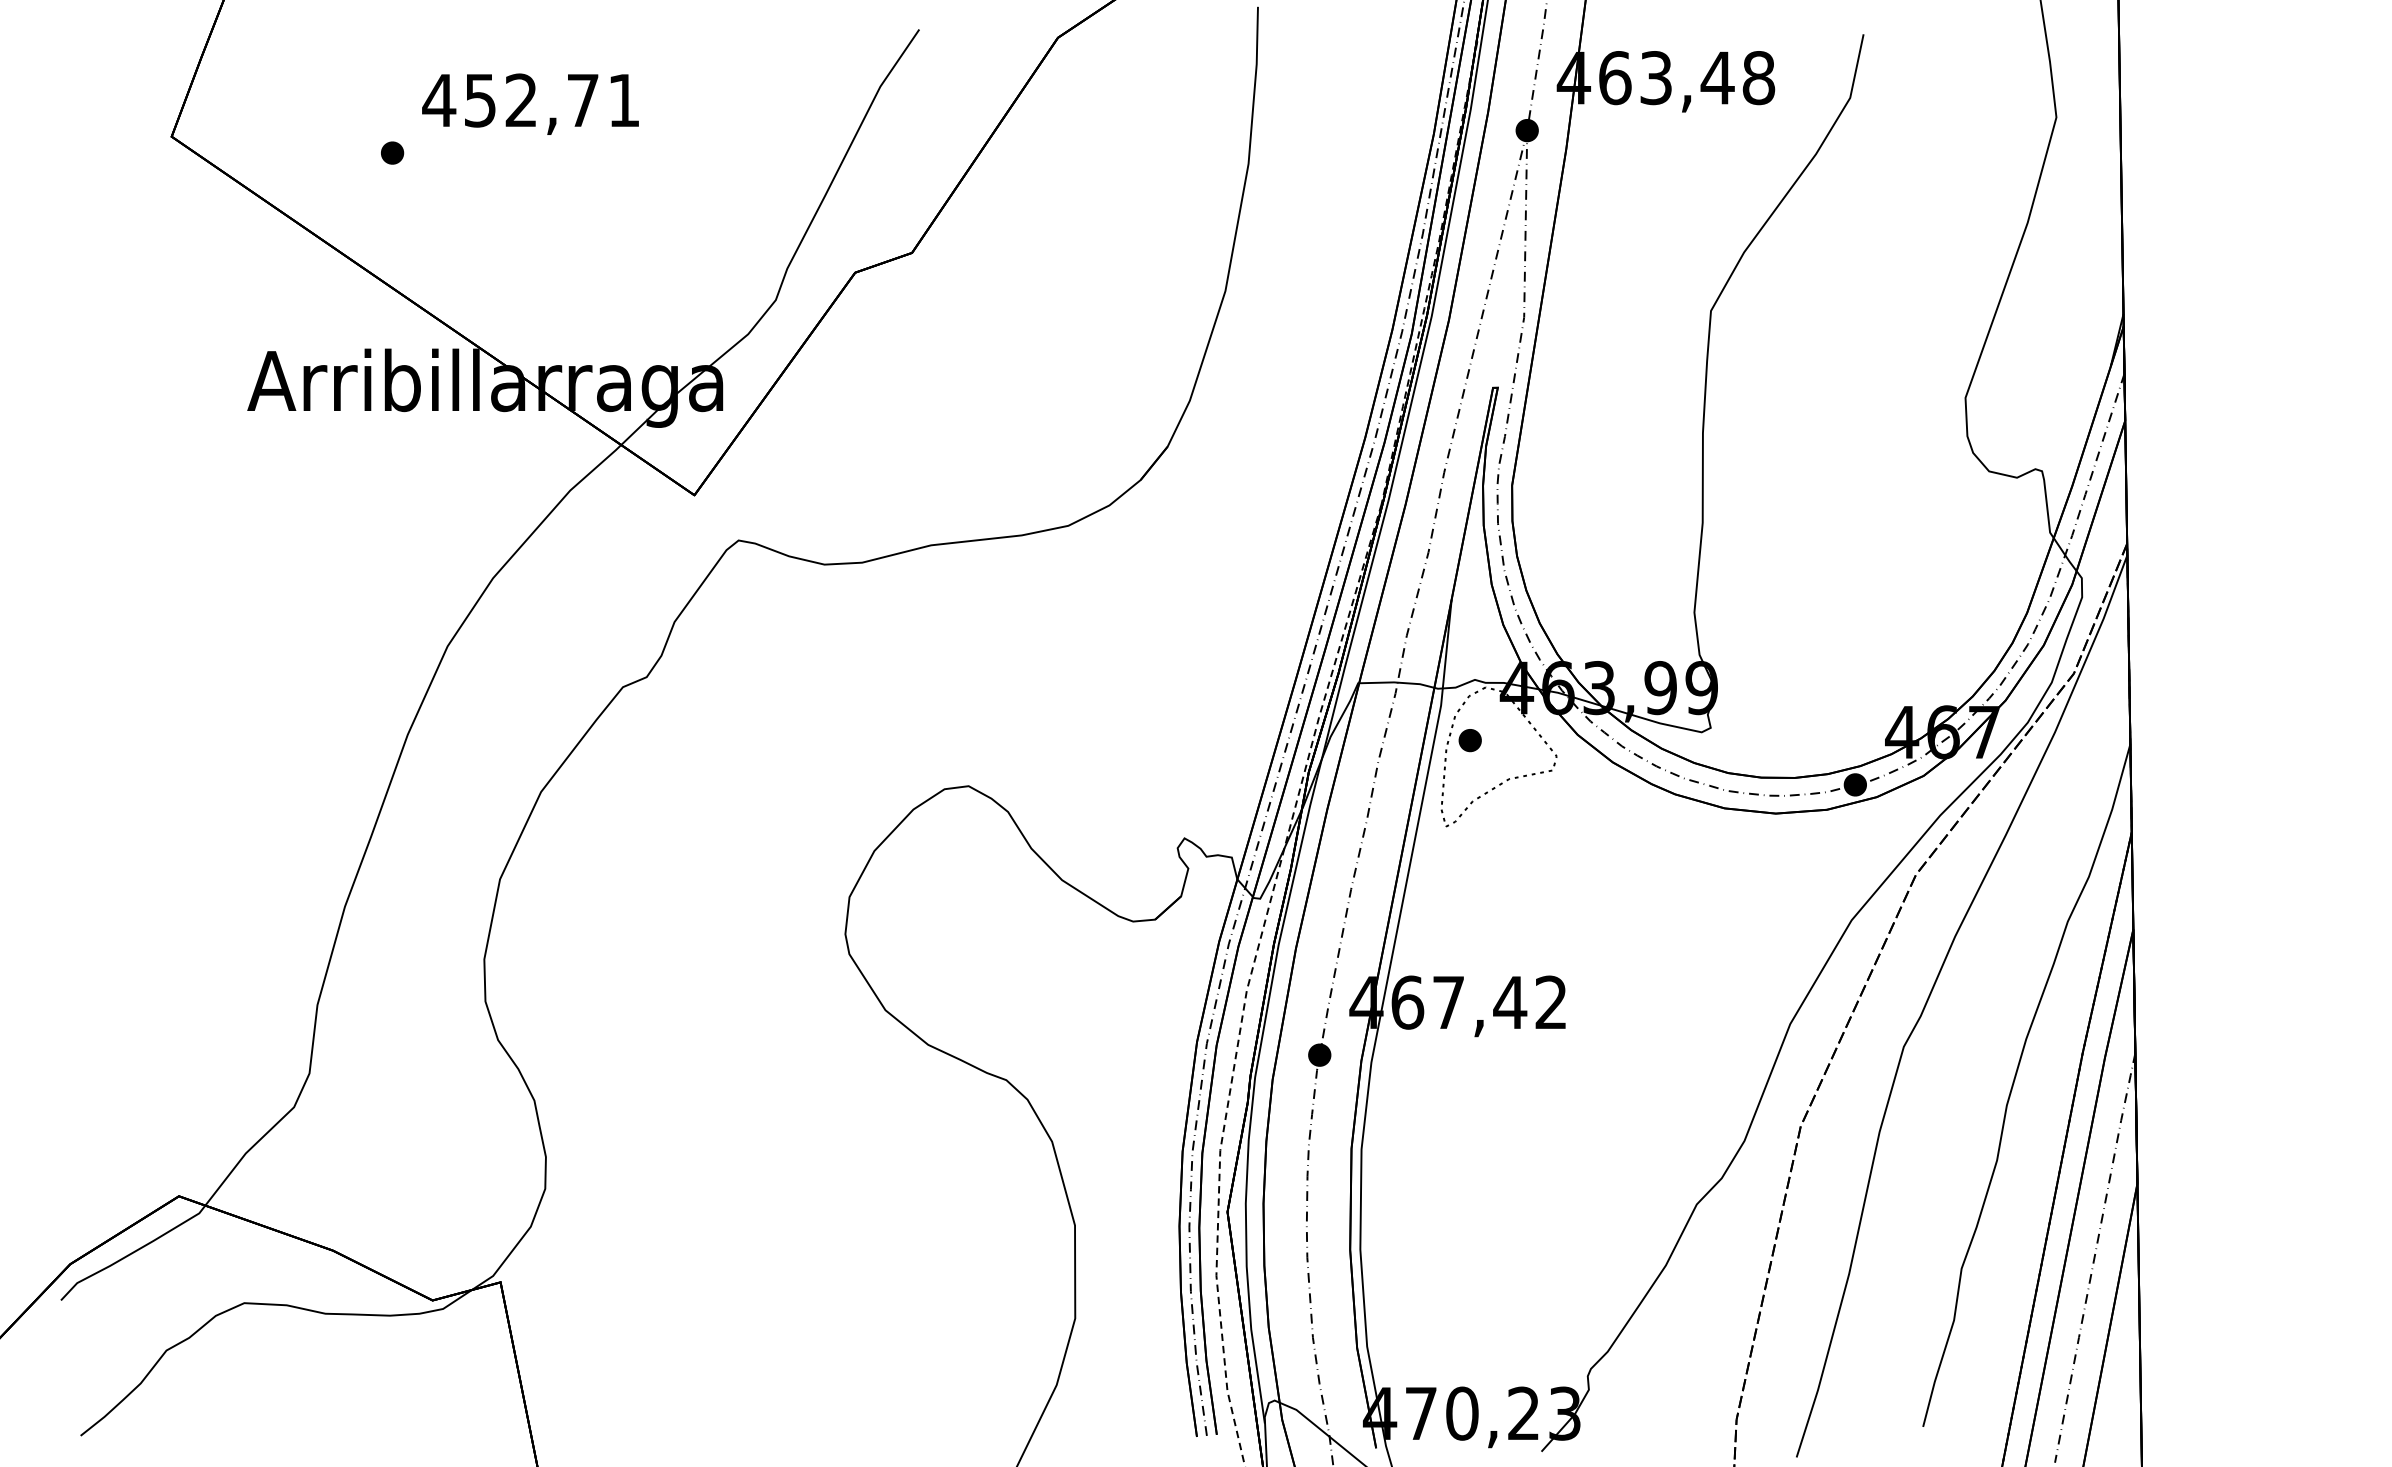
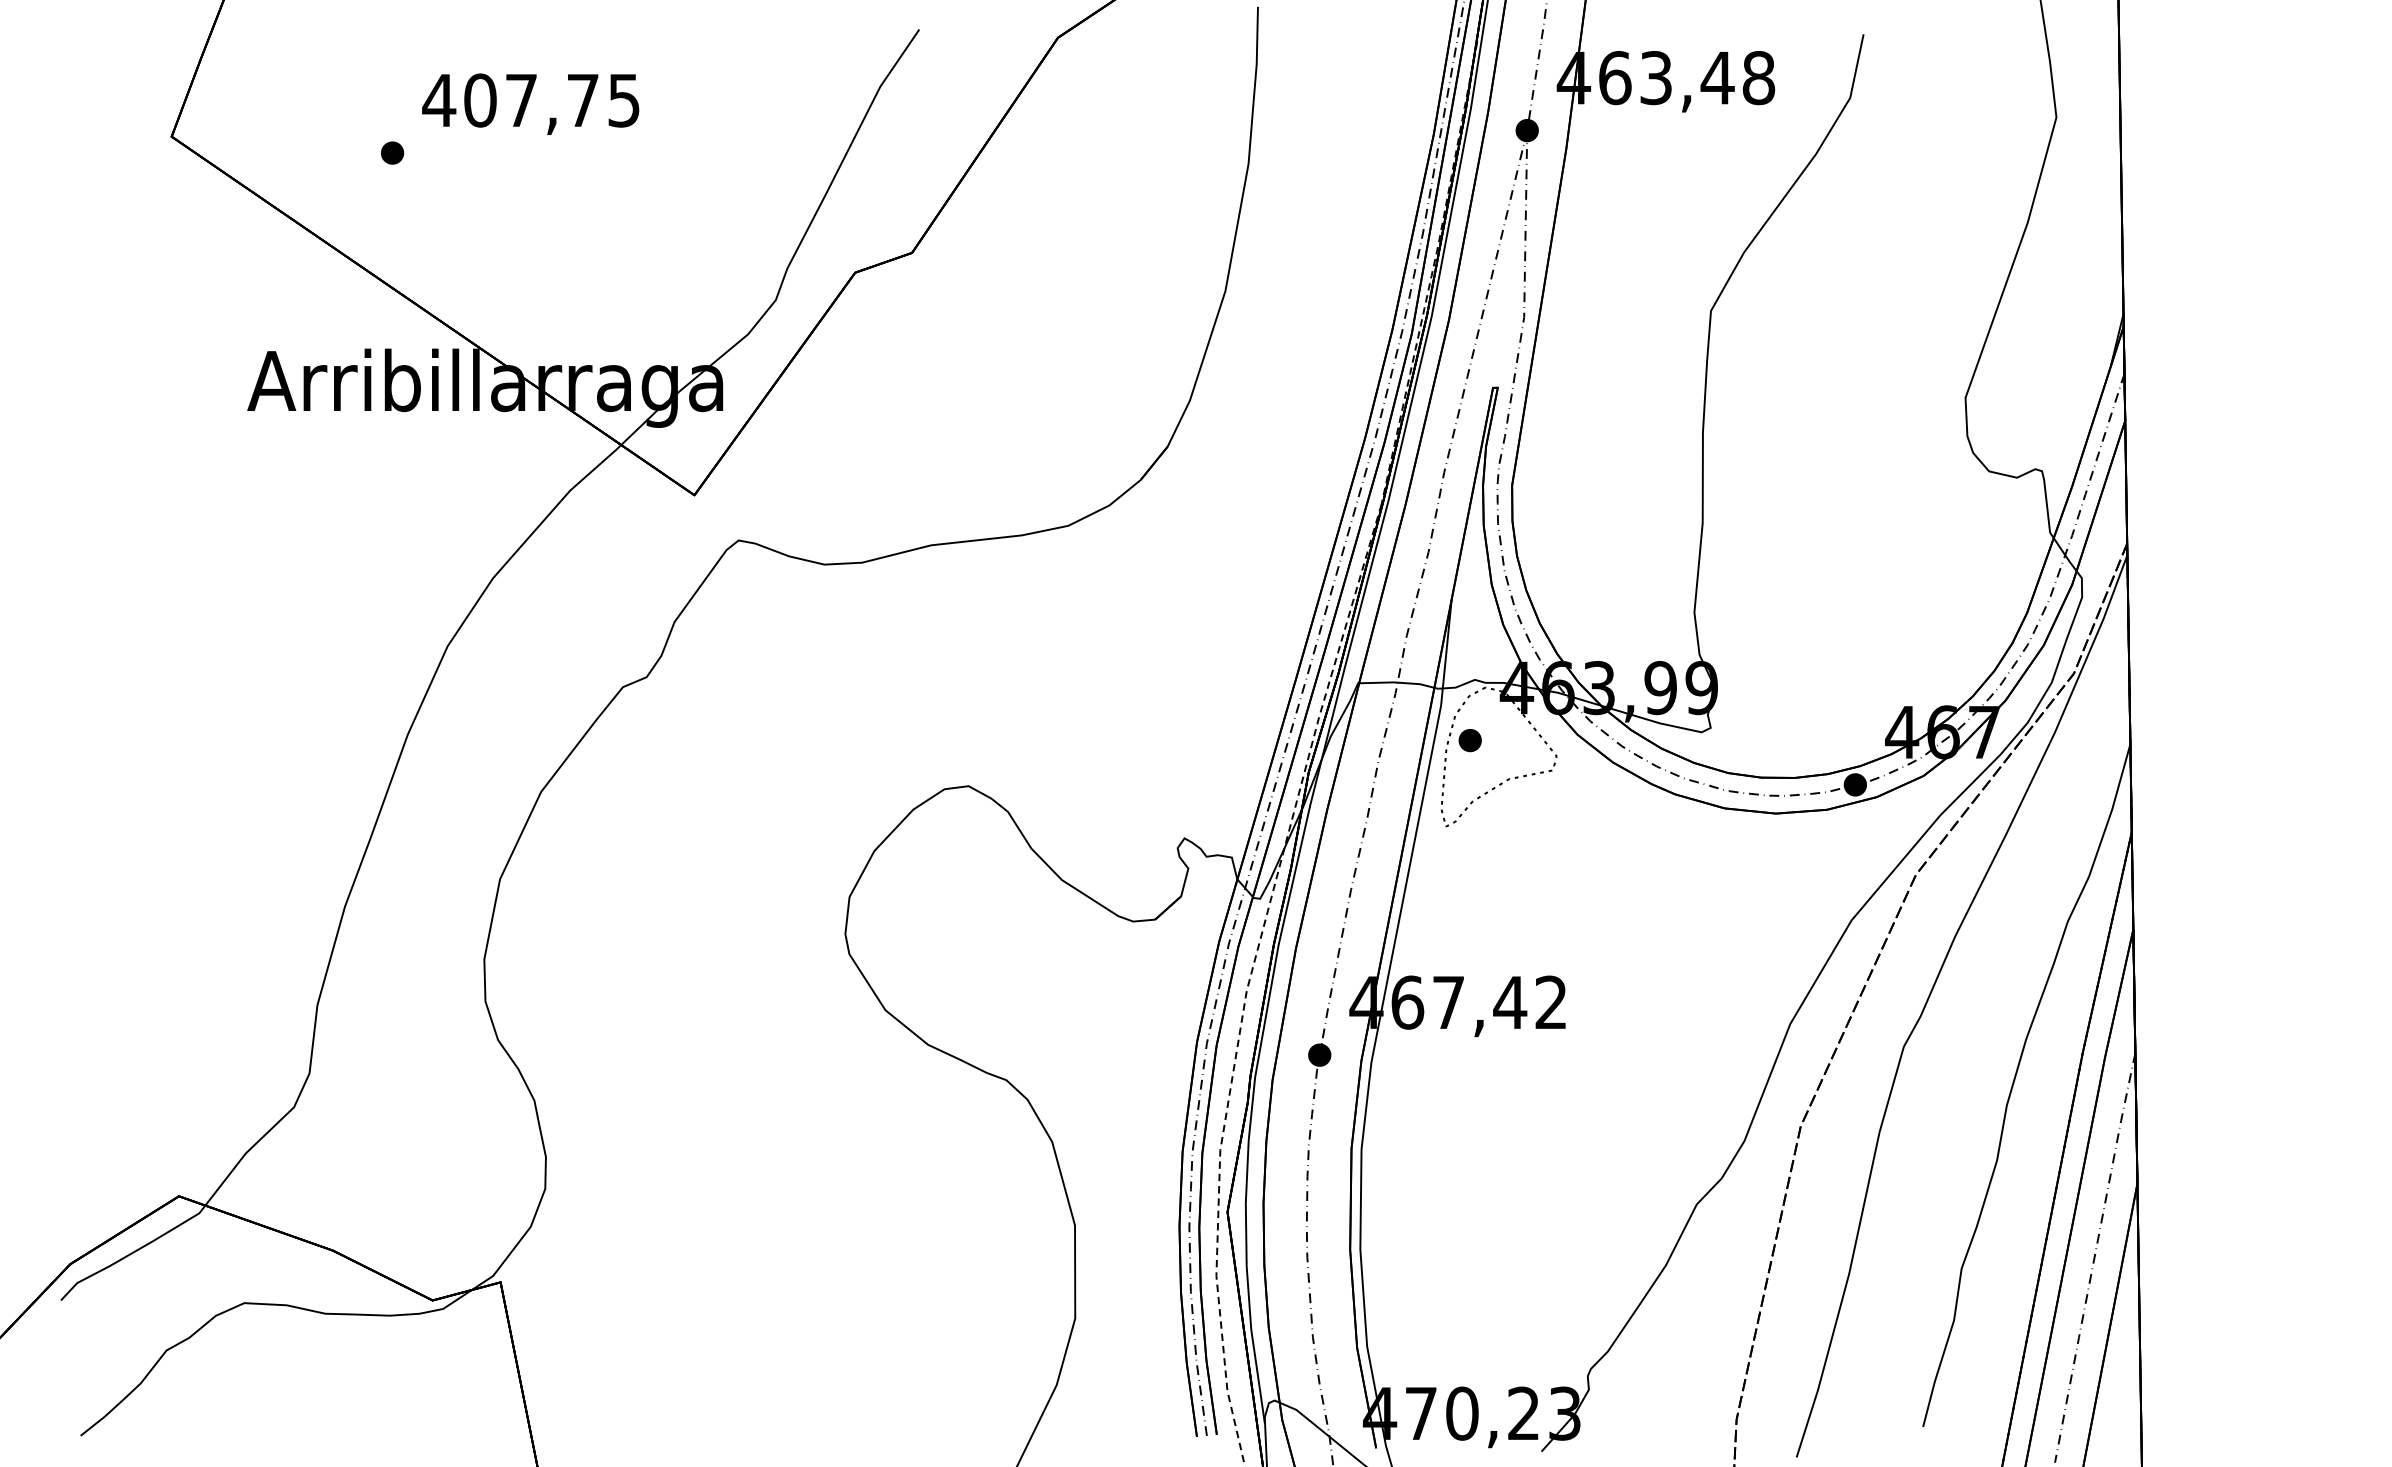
text: 452,71 -> 407,75 (551, 100)
